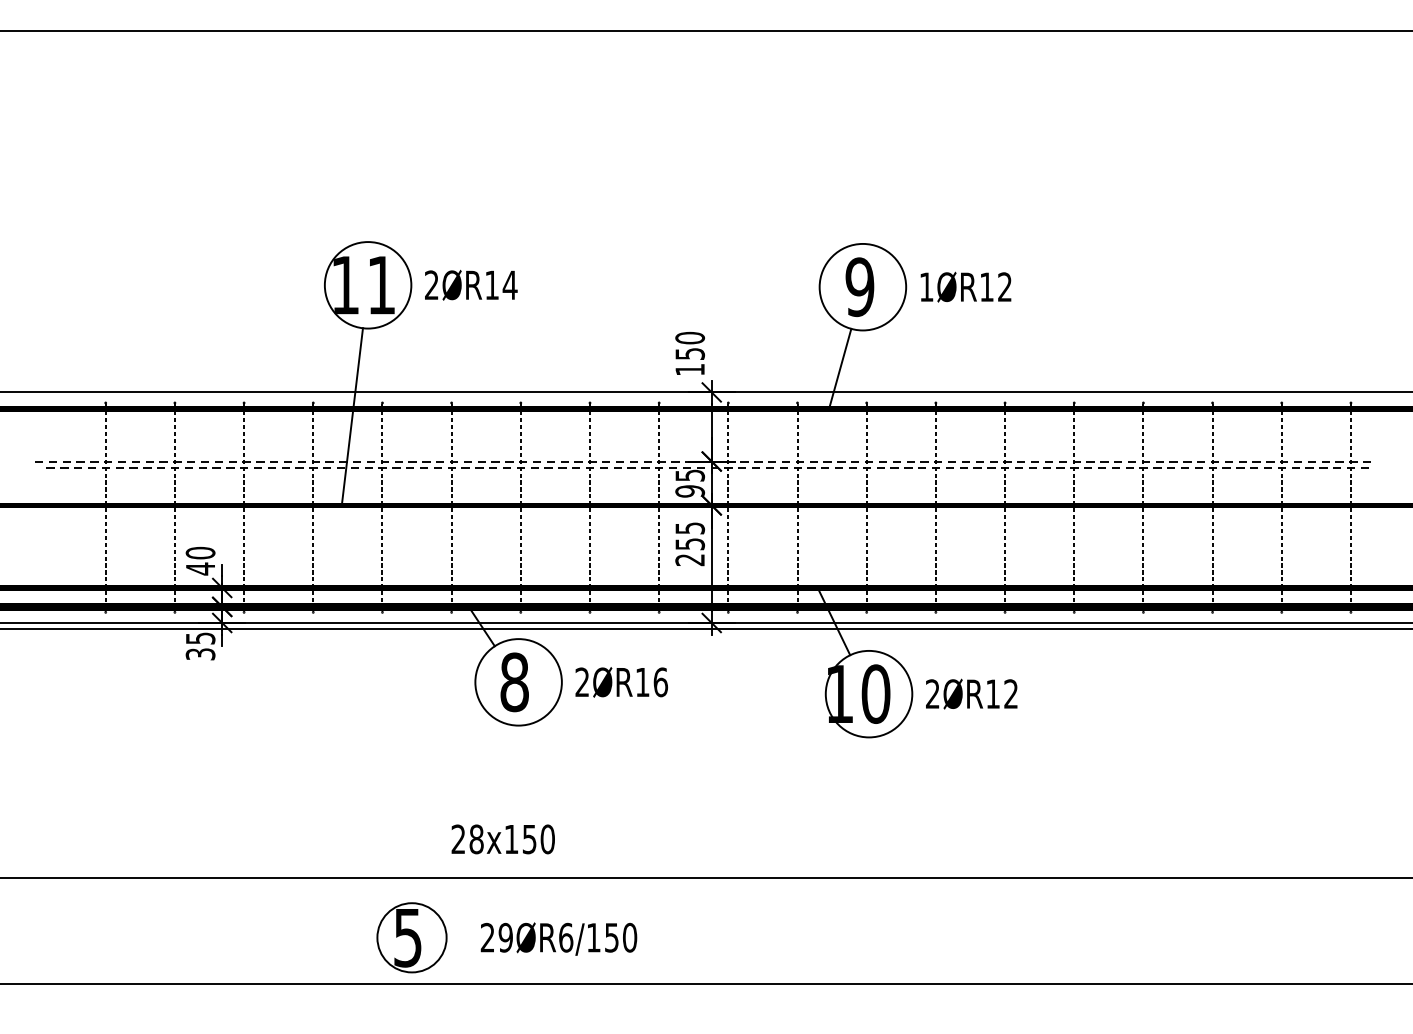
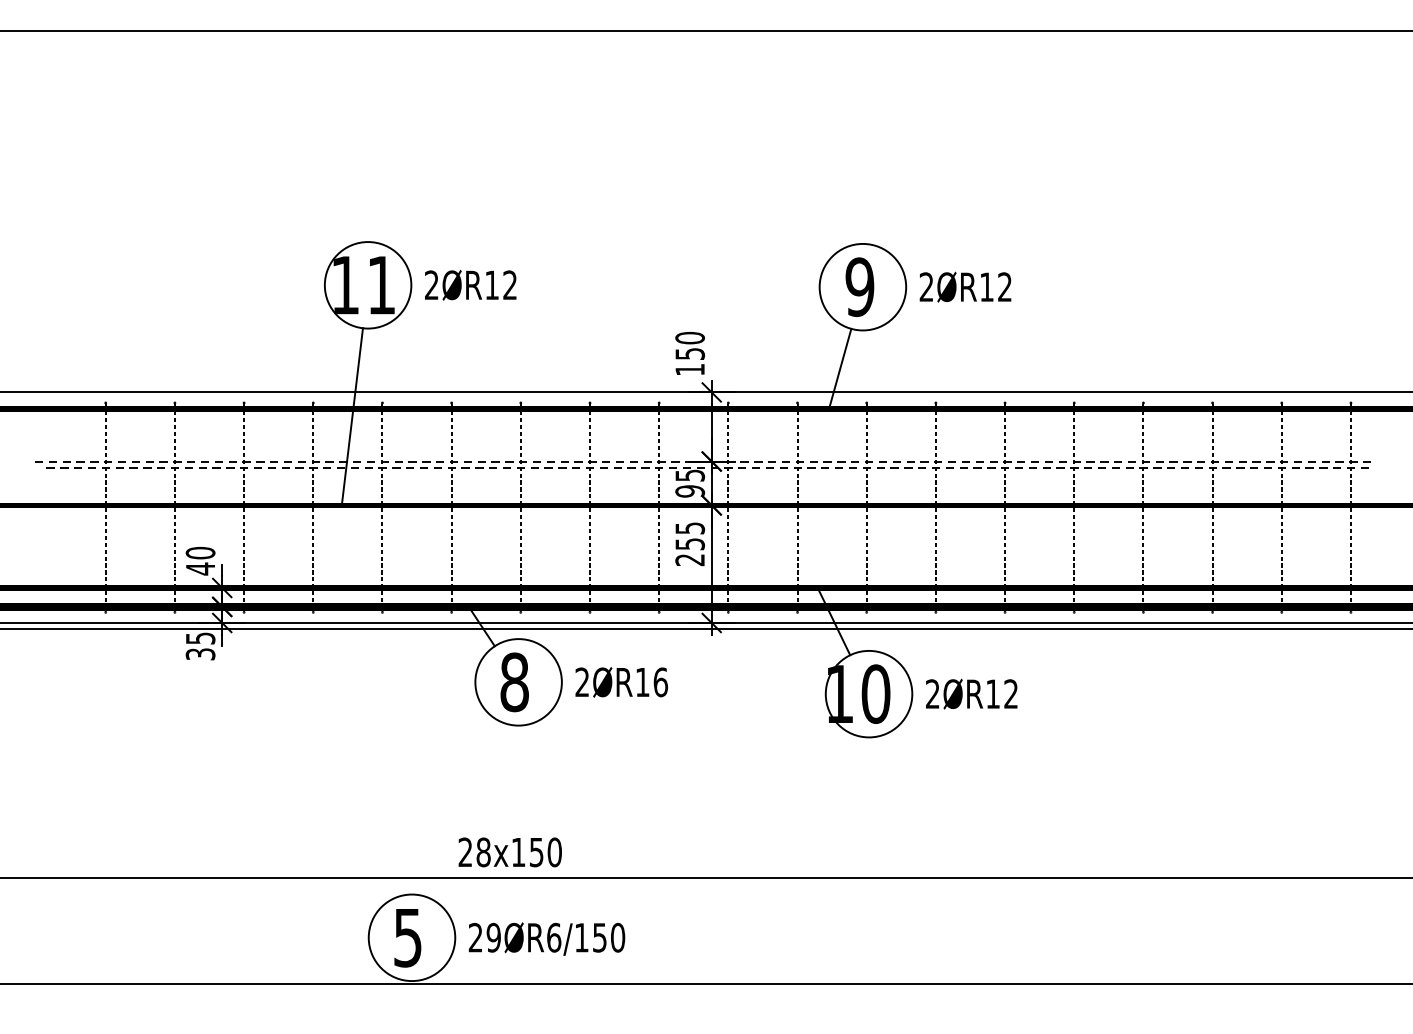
text: 2ØR14 -> 2ØR12 (509, 284)
text: 1ØR12 -> 2ØR12 (926, 286)
text position: (502, 839) -> (509, 852) (509, 852)
circle diameter: 69 px -> 87 px (411, 937)
text position: (558, 938) -> (546, 938) (546, 938)
